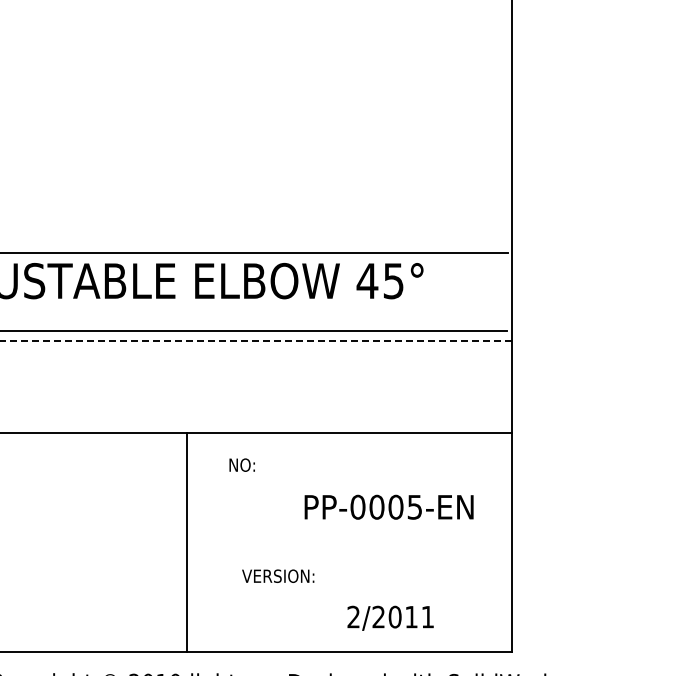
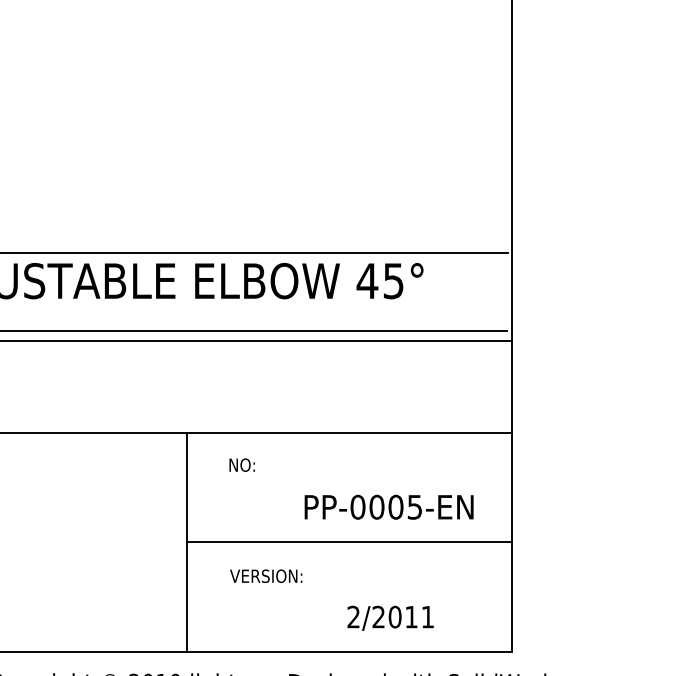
line: dashed -> solid (256, 340)
line: none -> present (349, 542)
text position: (278, 575) -> (266, 575) (266, 575)
